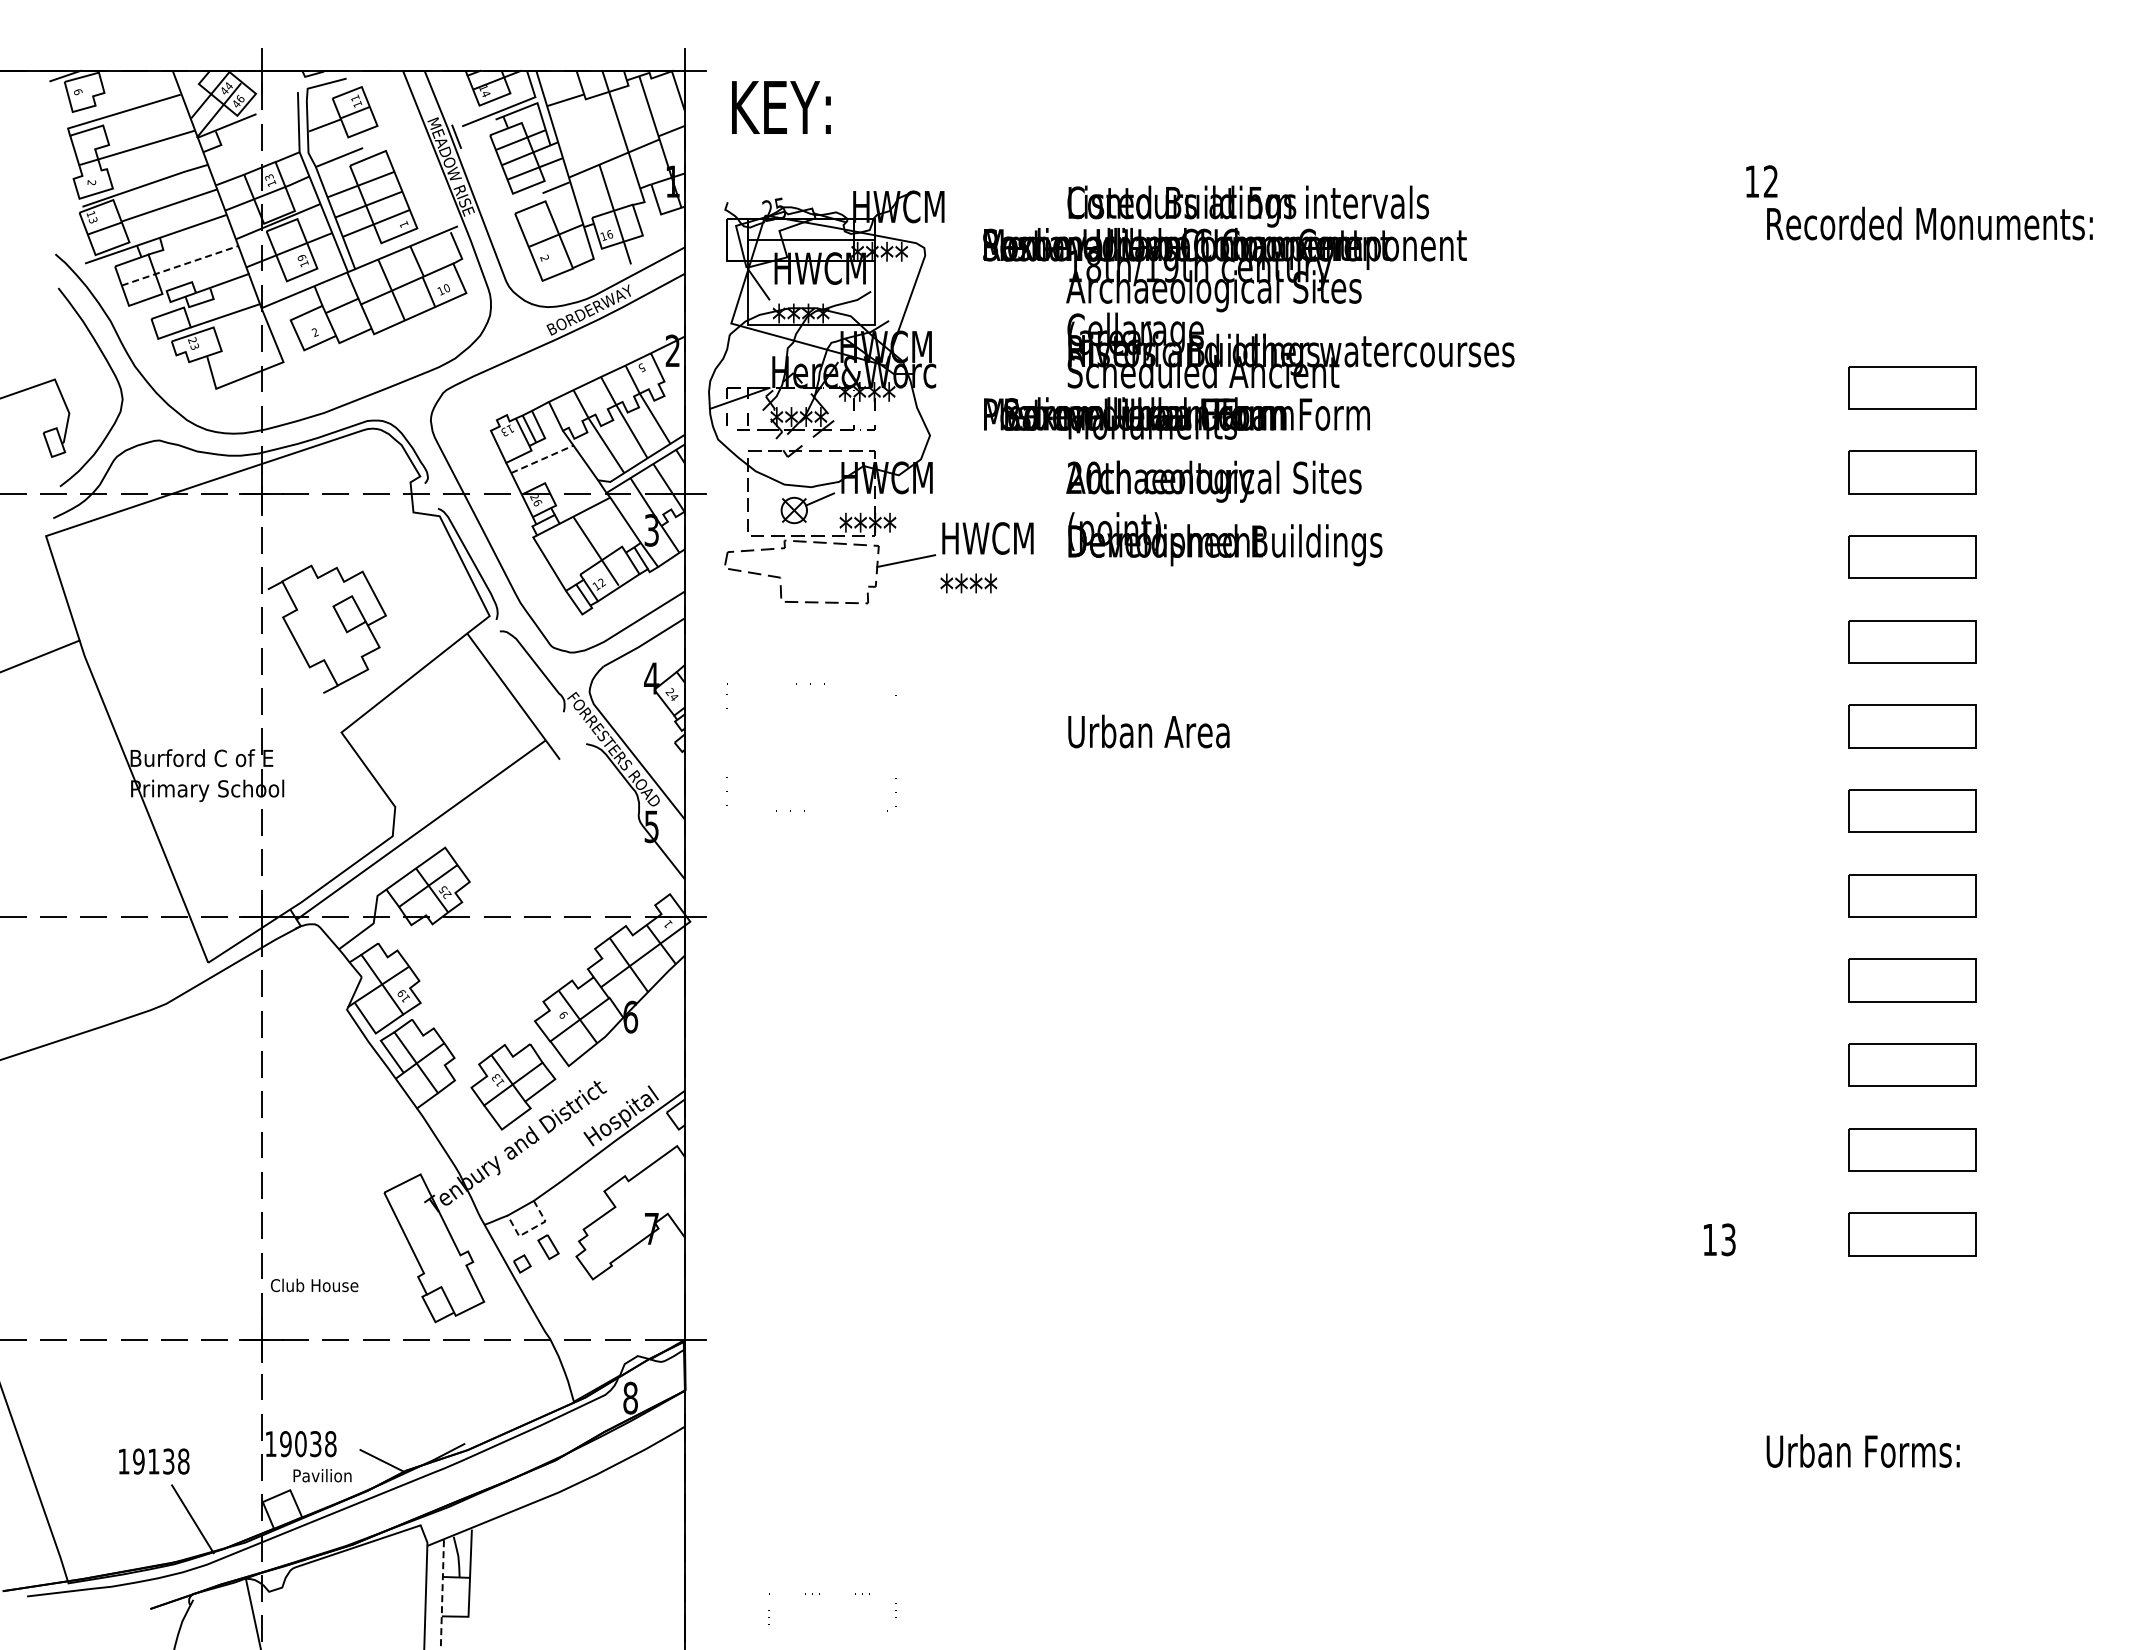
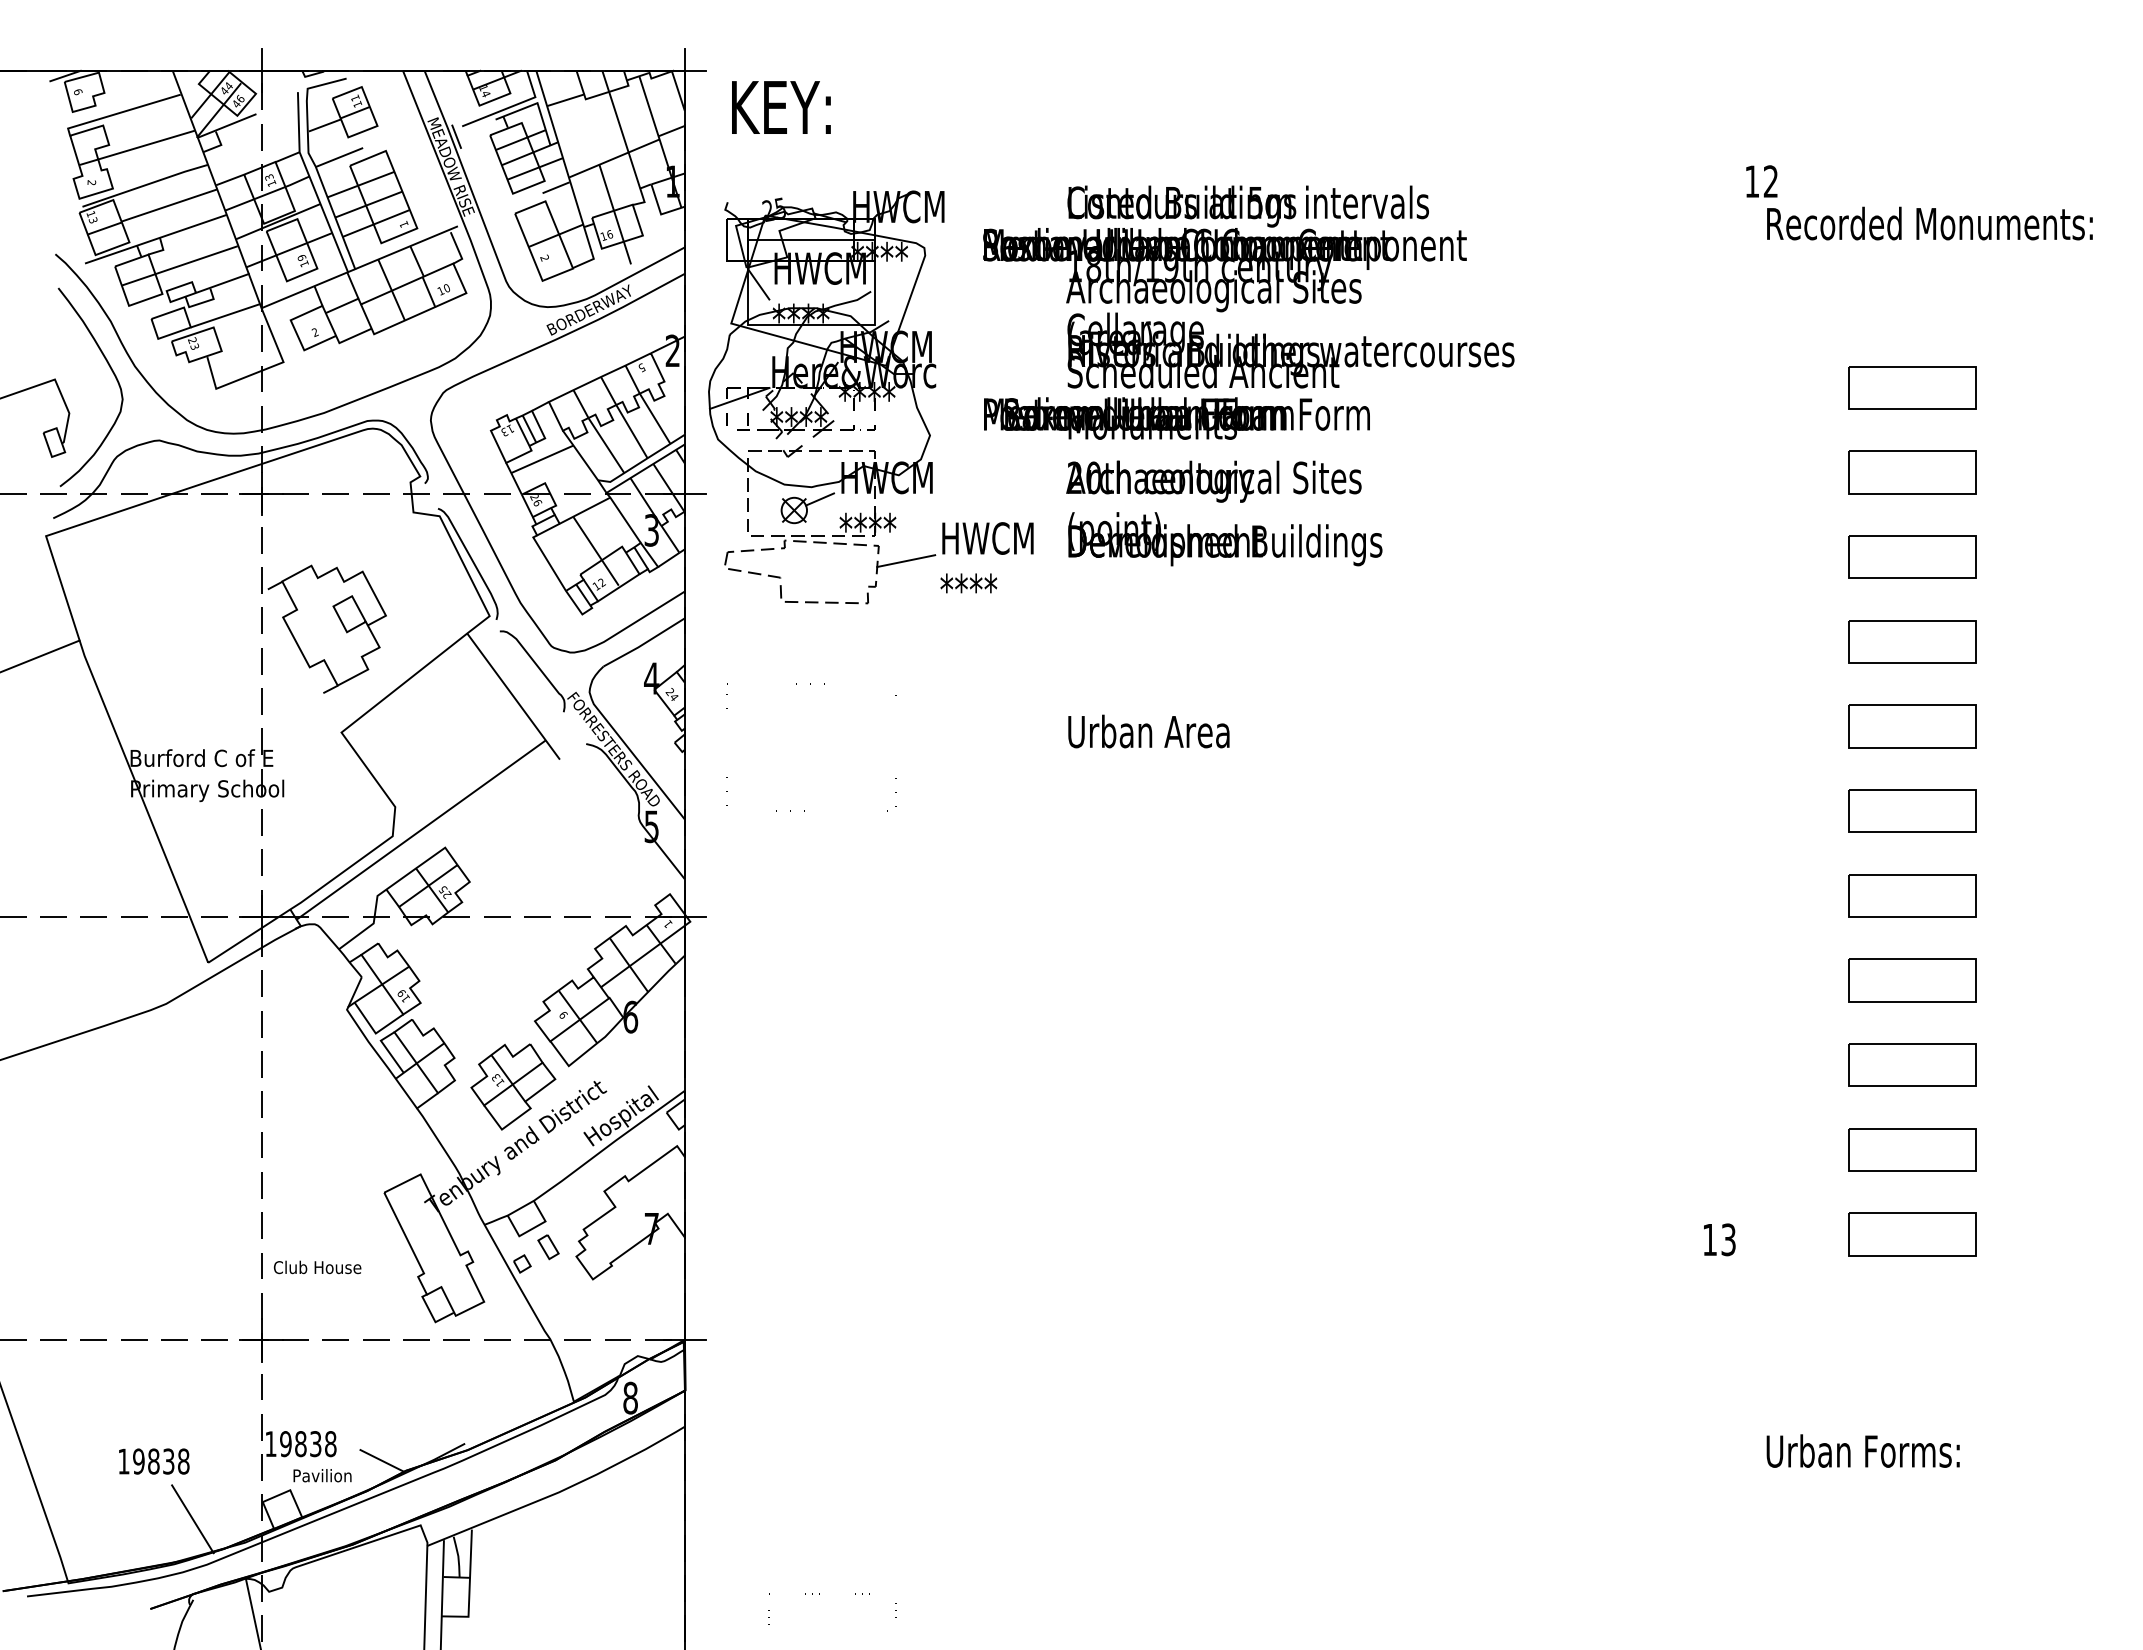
line: dashed -> solid (180, 265)
line: dashed -> solid (542, 459)
line: dashed -> solid (532, 1229)
text position: (314, 1285) -> (317, 1267) (317, 1267)
text: 19038 -> 19838 (300, 1443)
text: 19138 -> 19838 (153, 1461)
line: dashed -> solid (442, 1594)
